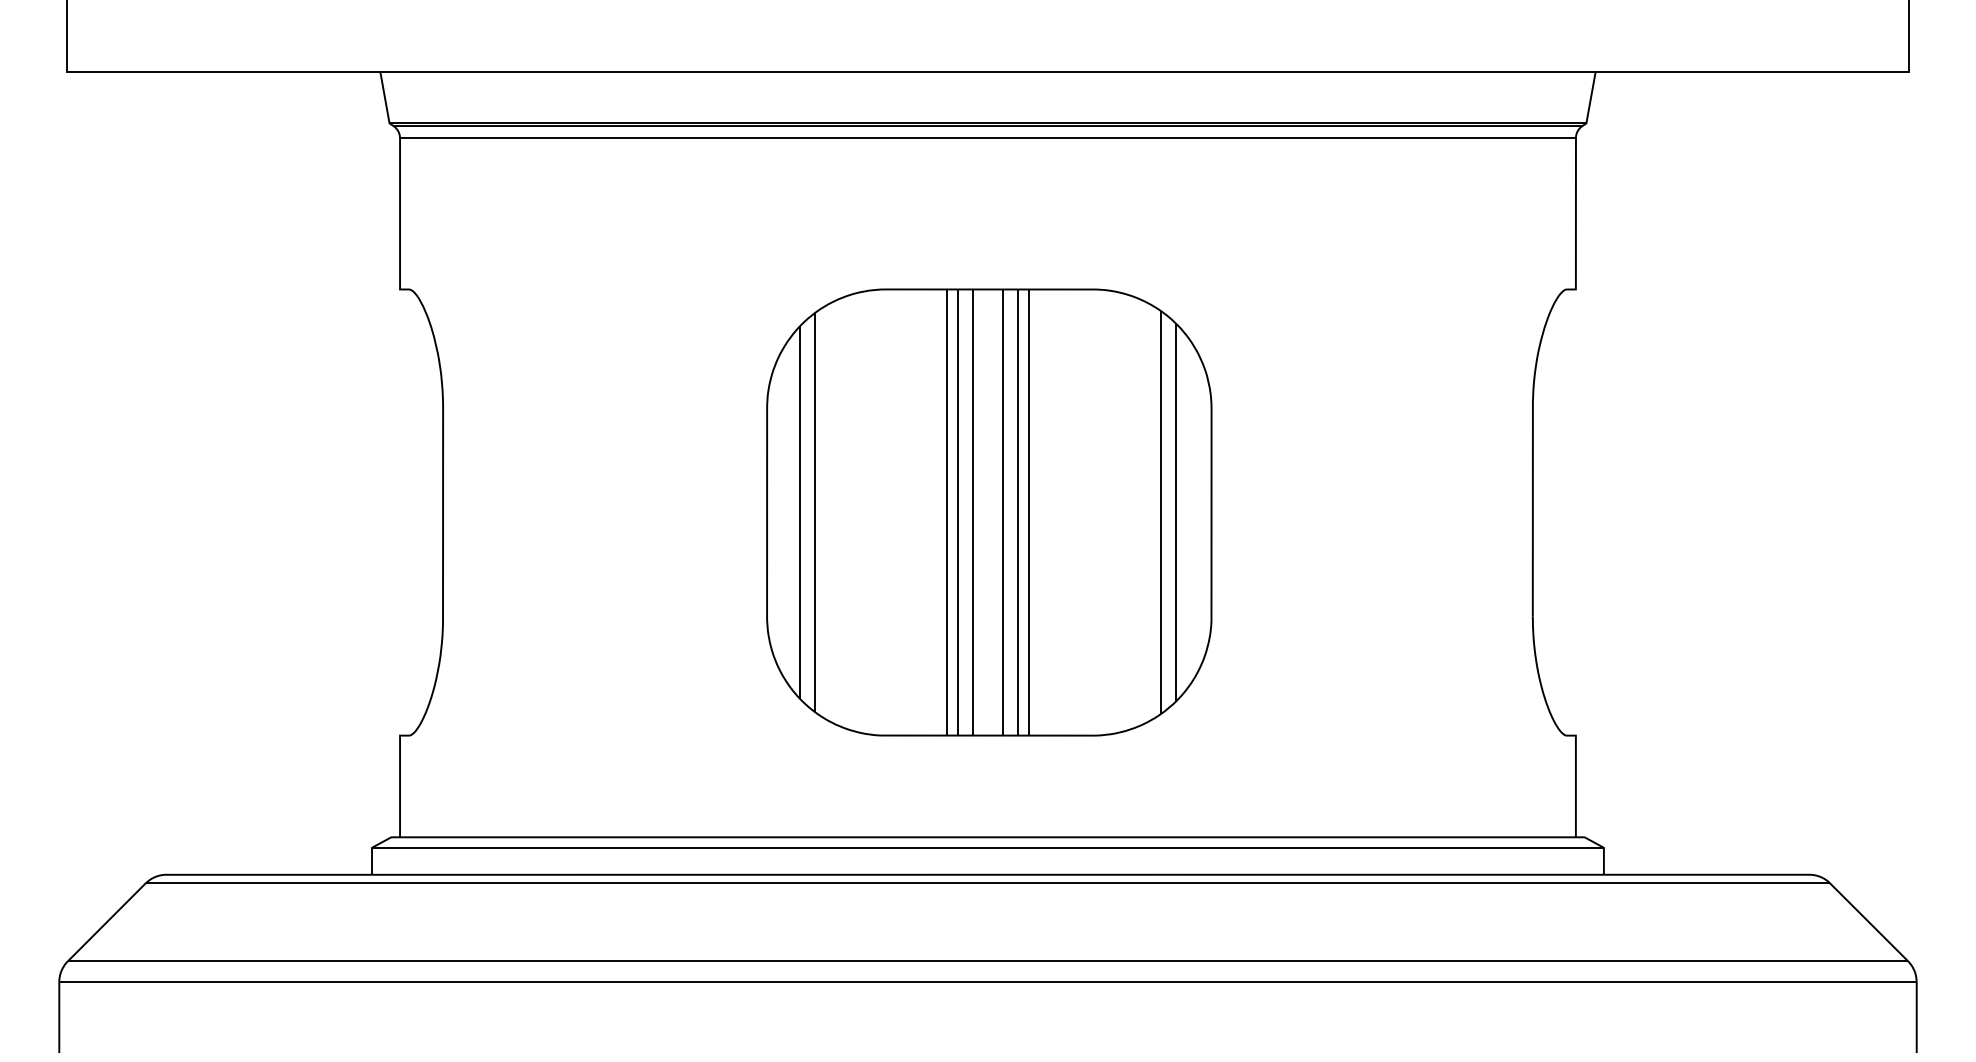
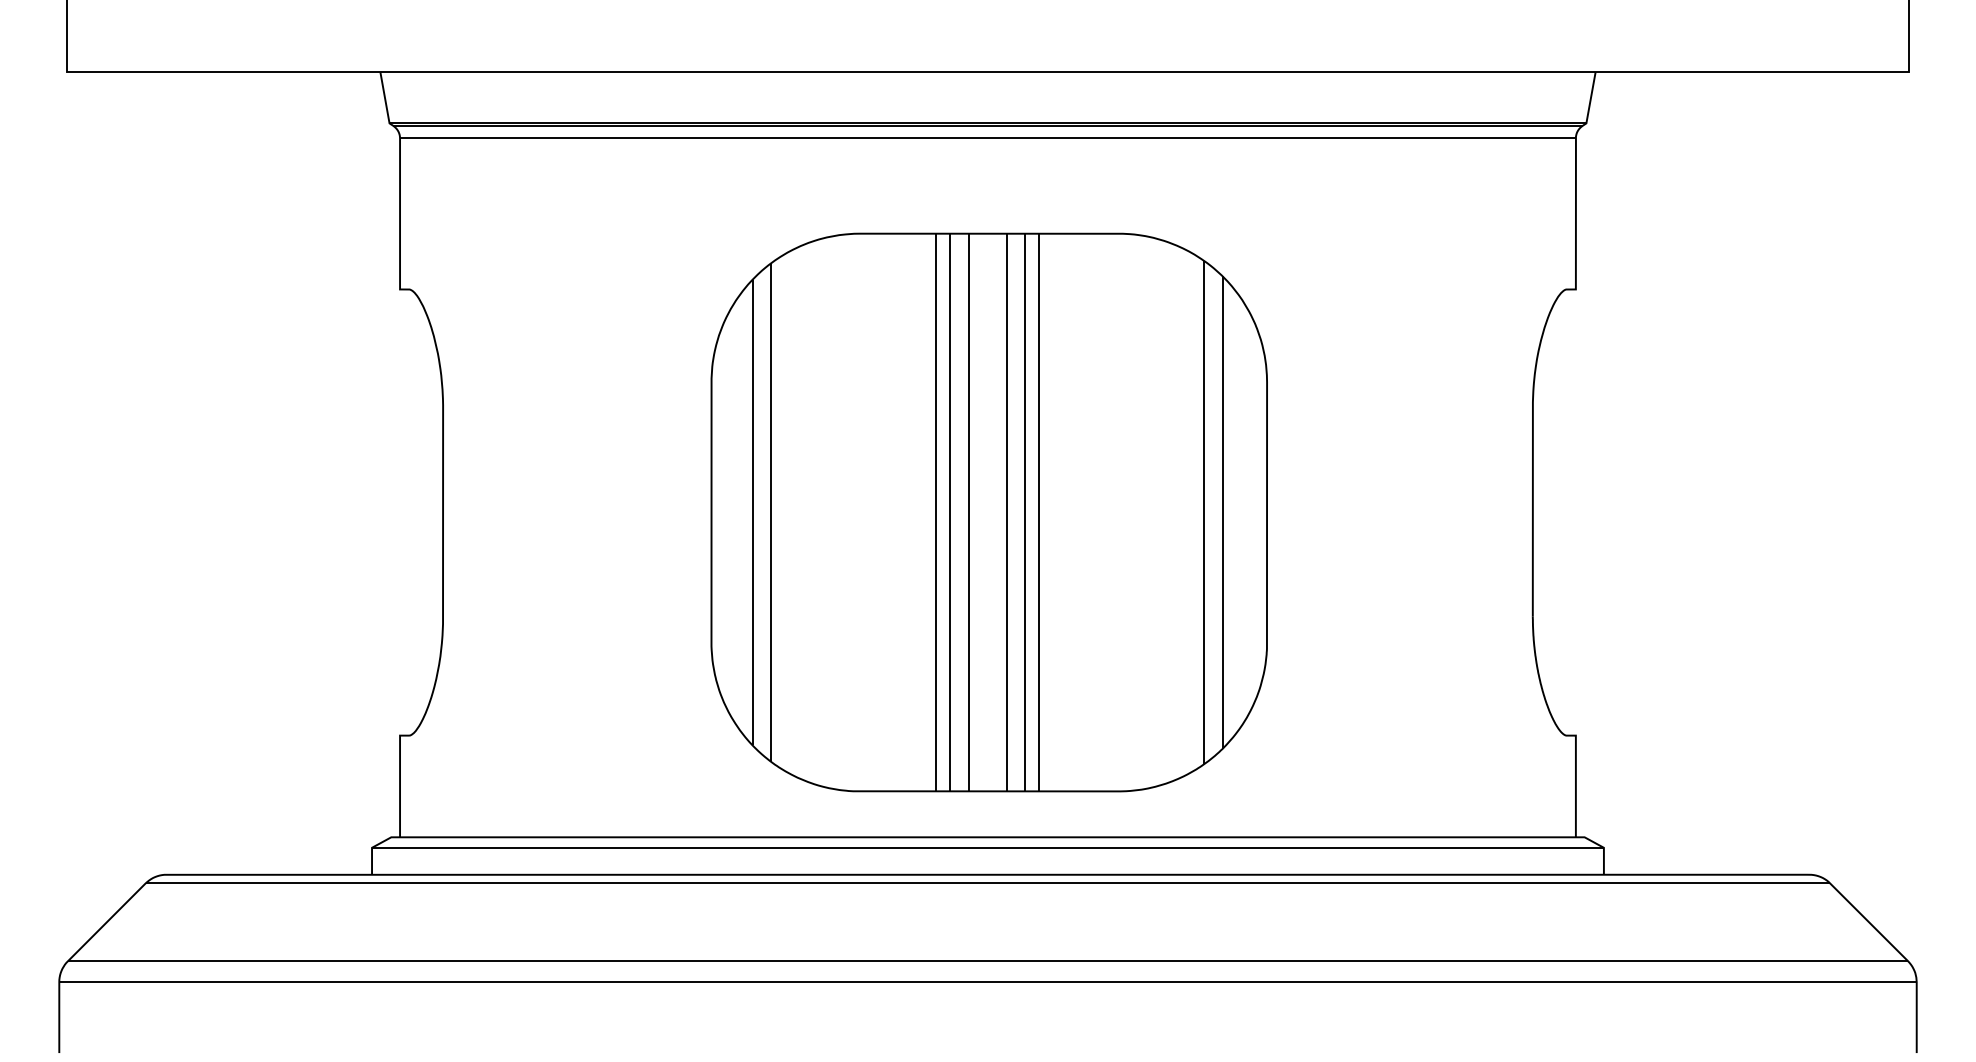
part size: 447x449 px -> 558x561 px (988, 512)
